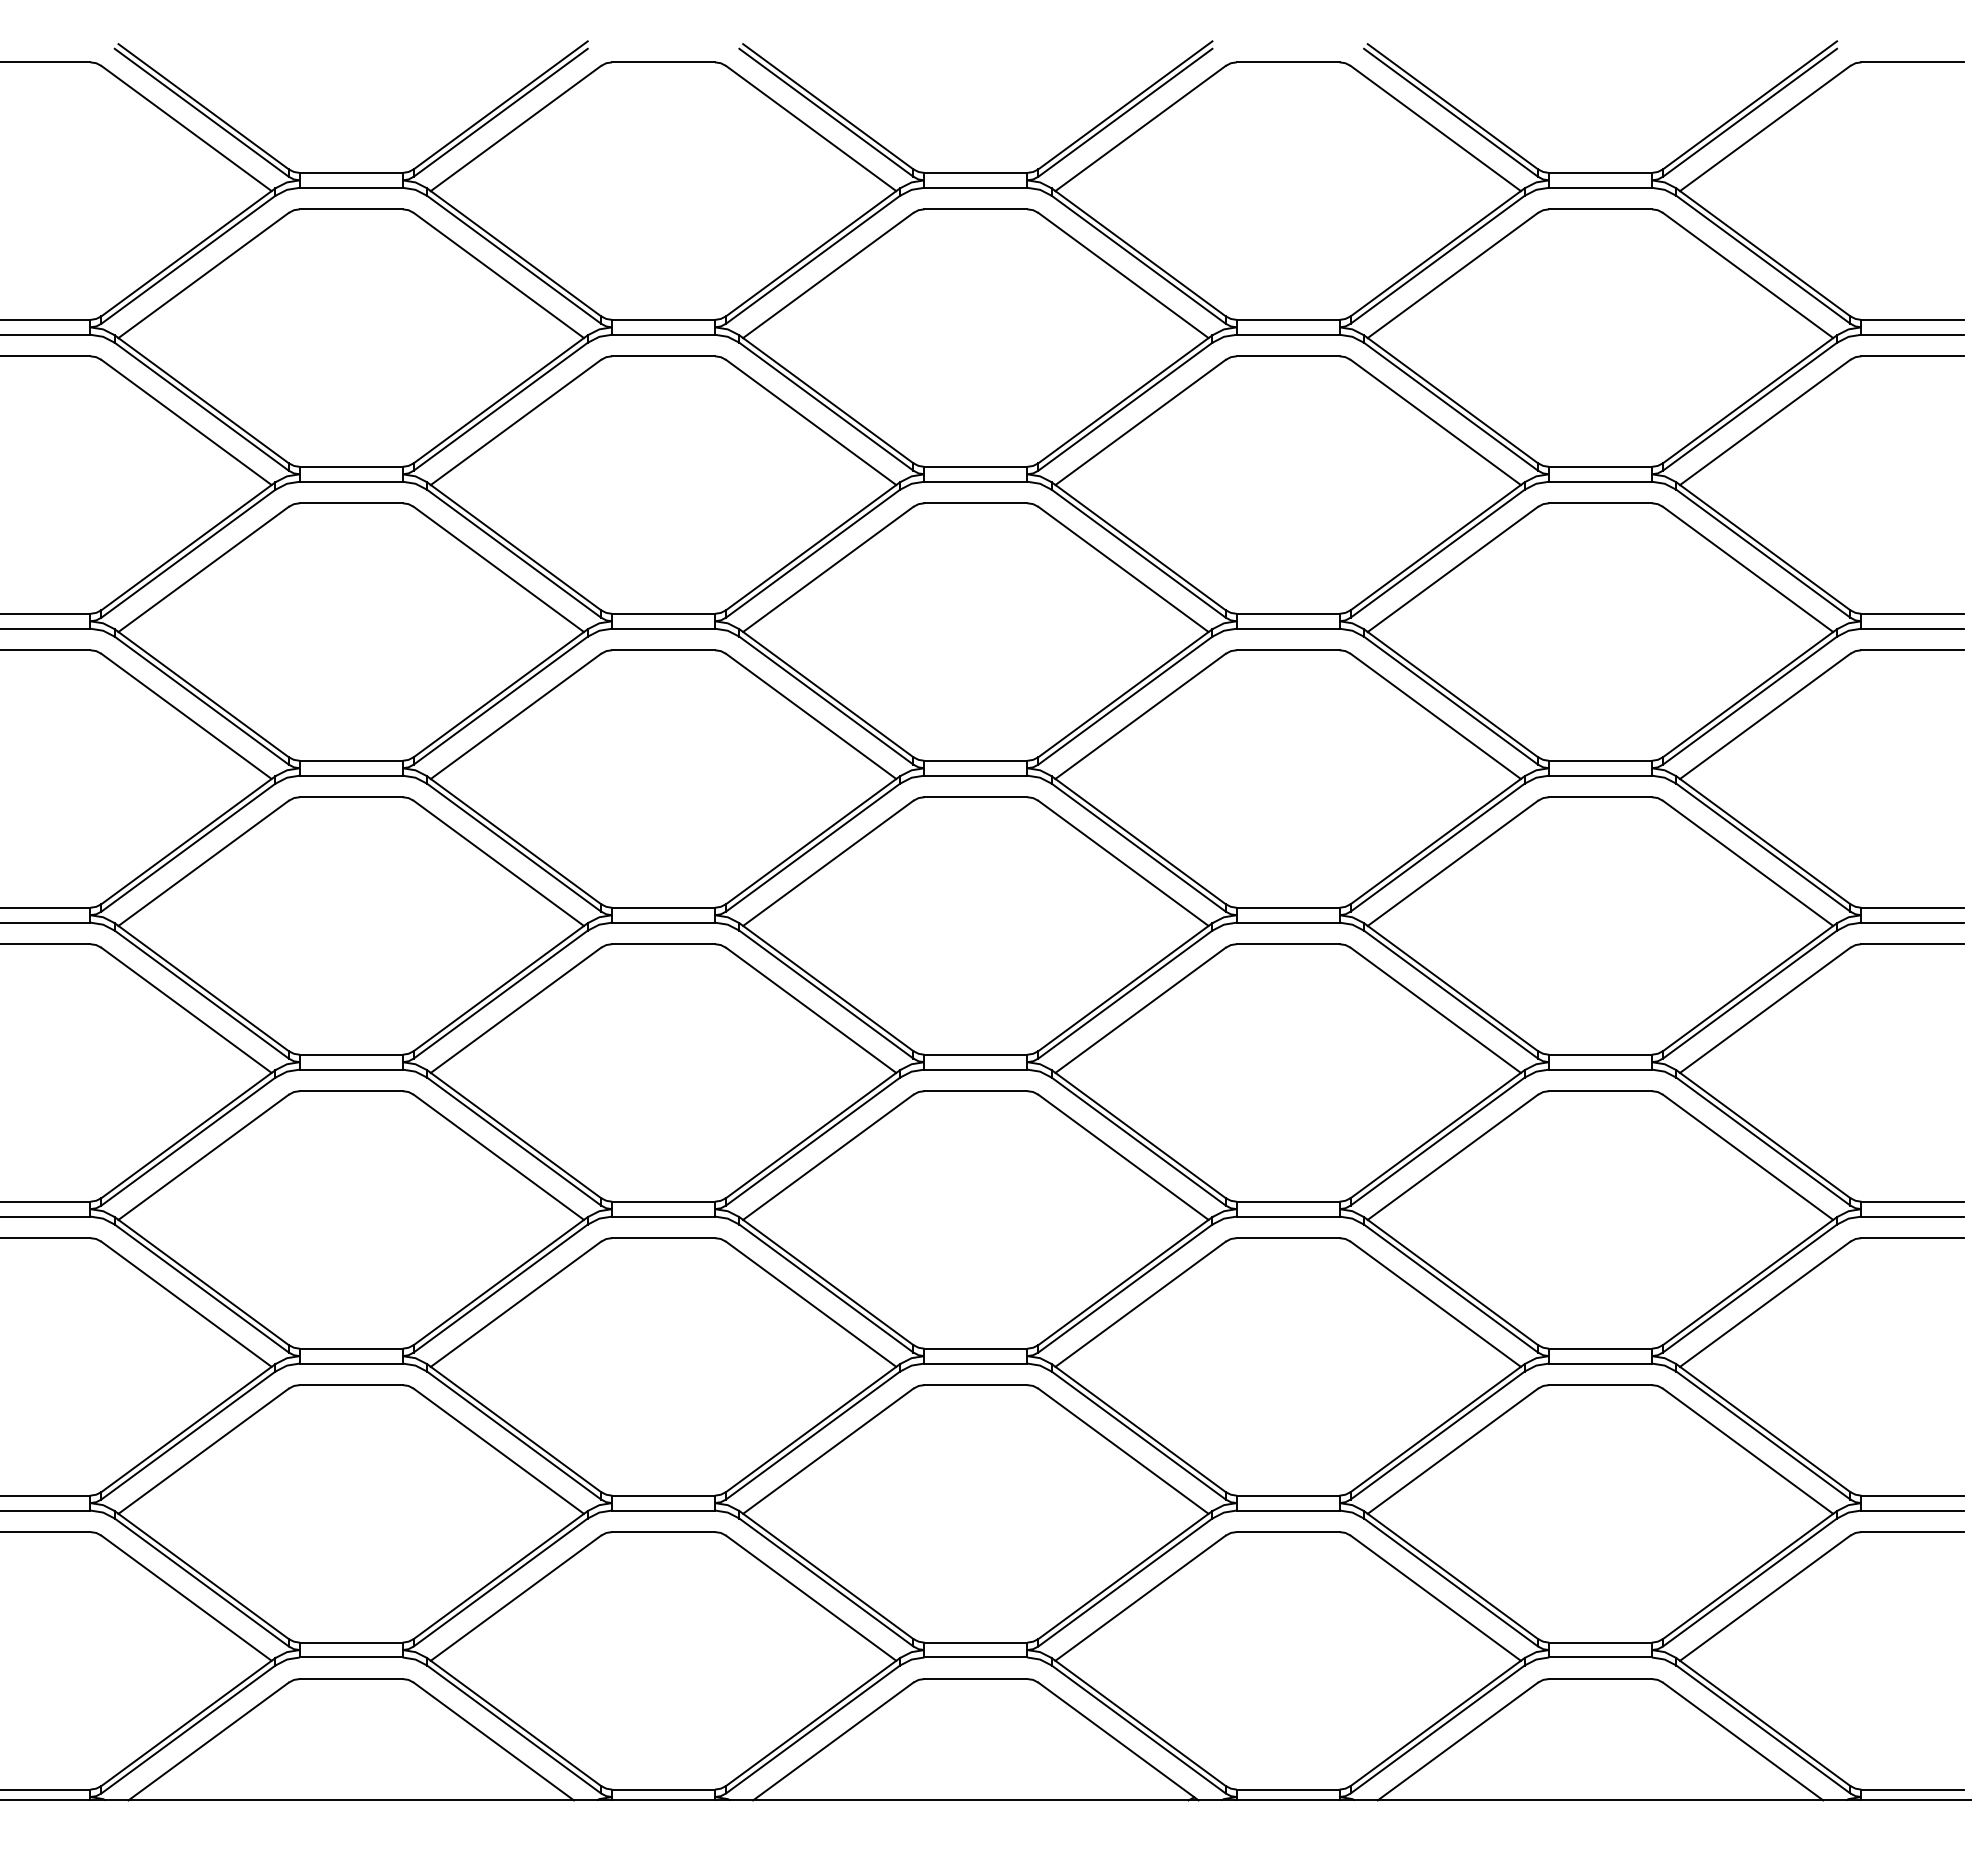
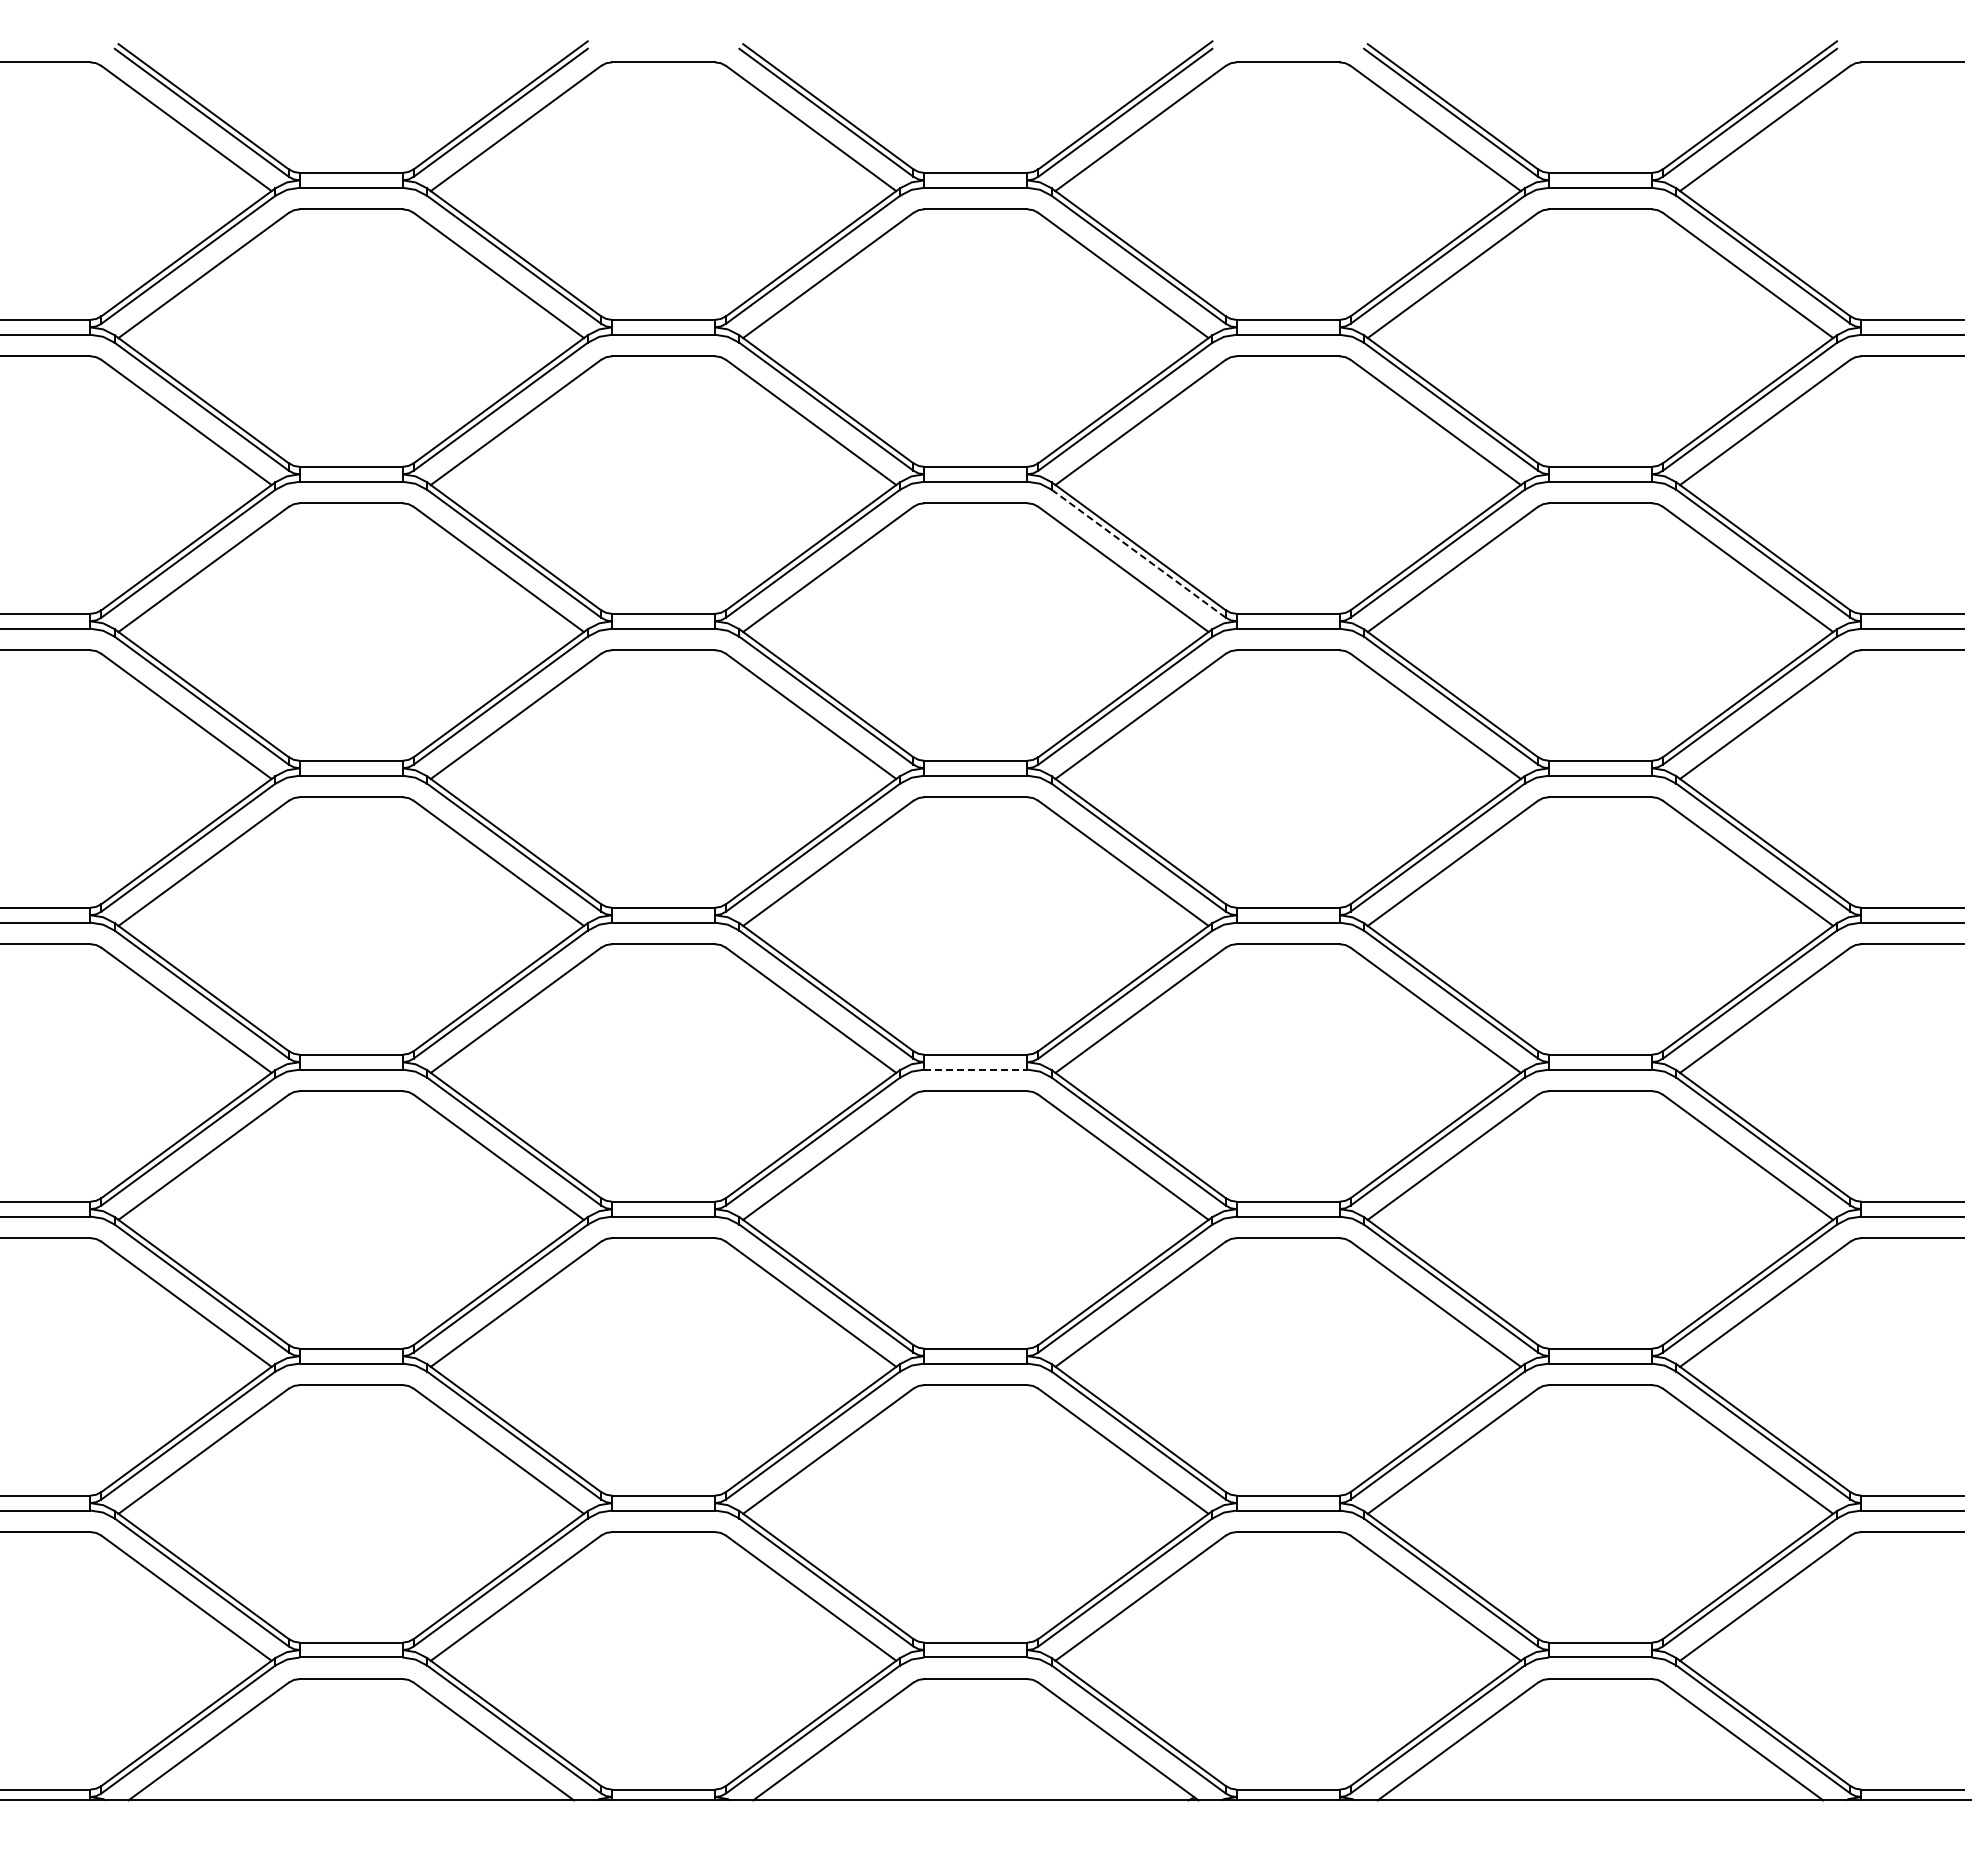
line: solid -> dashed (1138, 553)
line: solid -> dashed (976, 1069)
